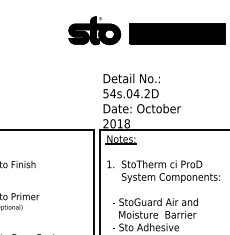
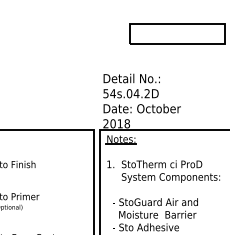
part: present -> none (94, 30)
fill: present -> none (177, 33)
